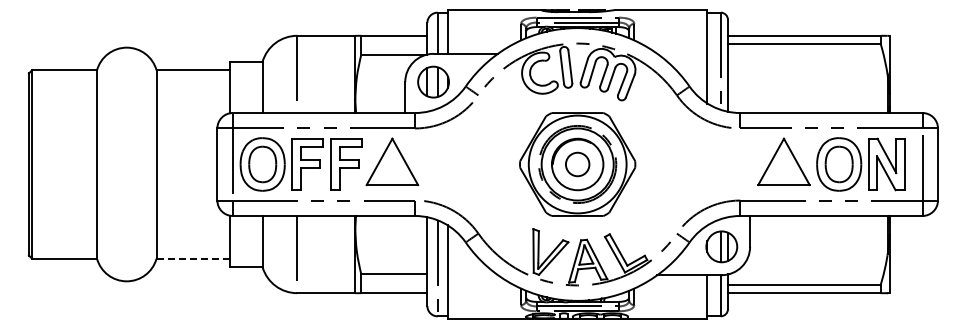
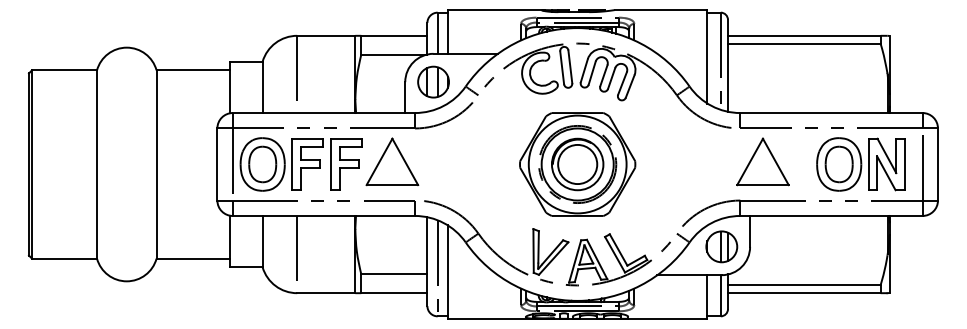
part position: (783, 161) -> (762, 161) (762, 161)
circle diameter: 23 px -> 39 px (577, 164)
line: dashed -> solid (193, 258)
